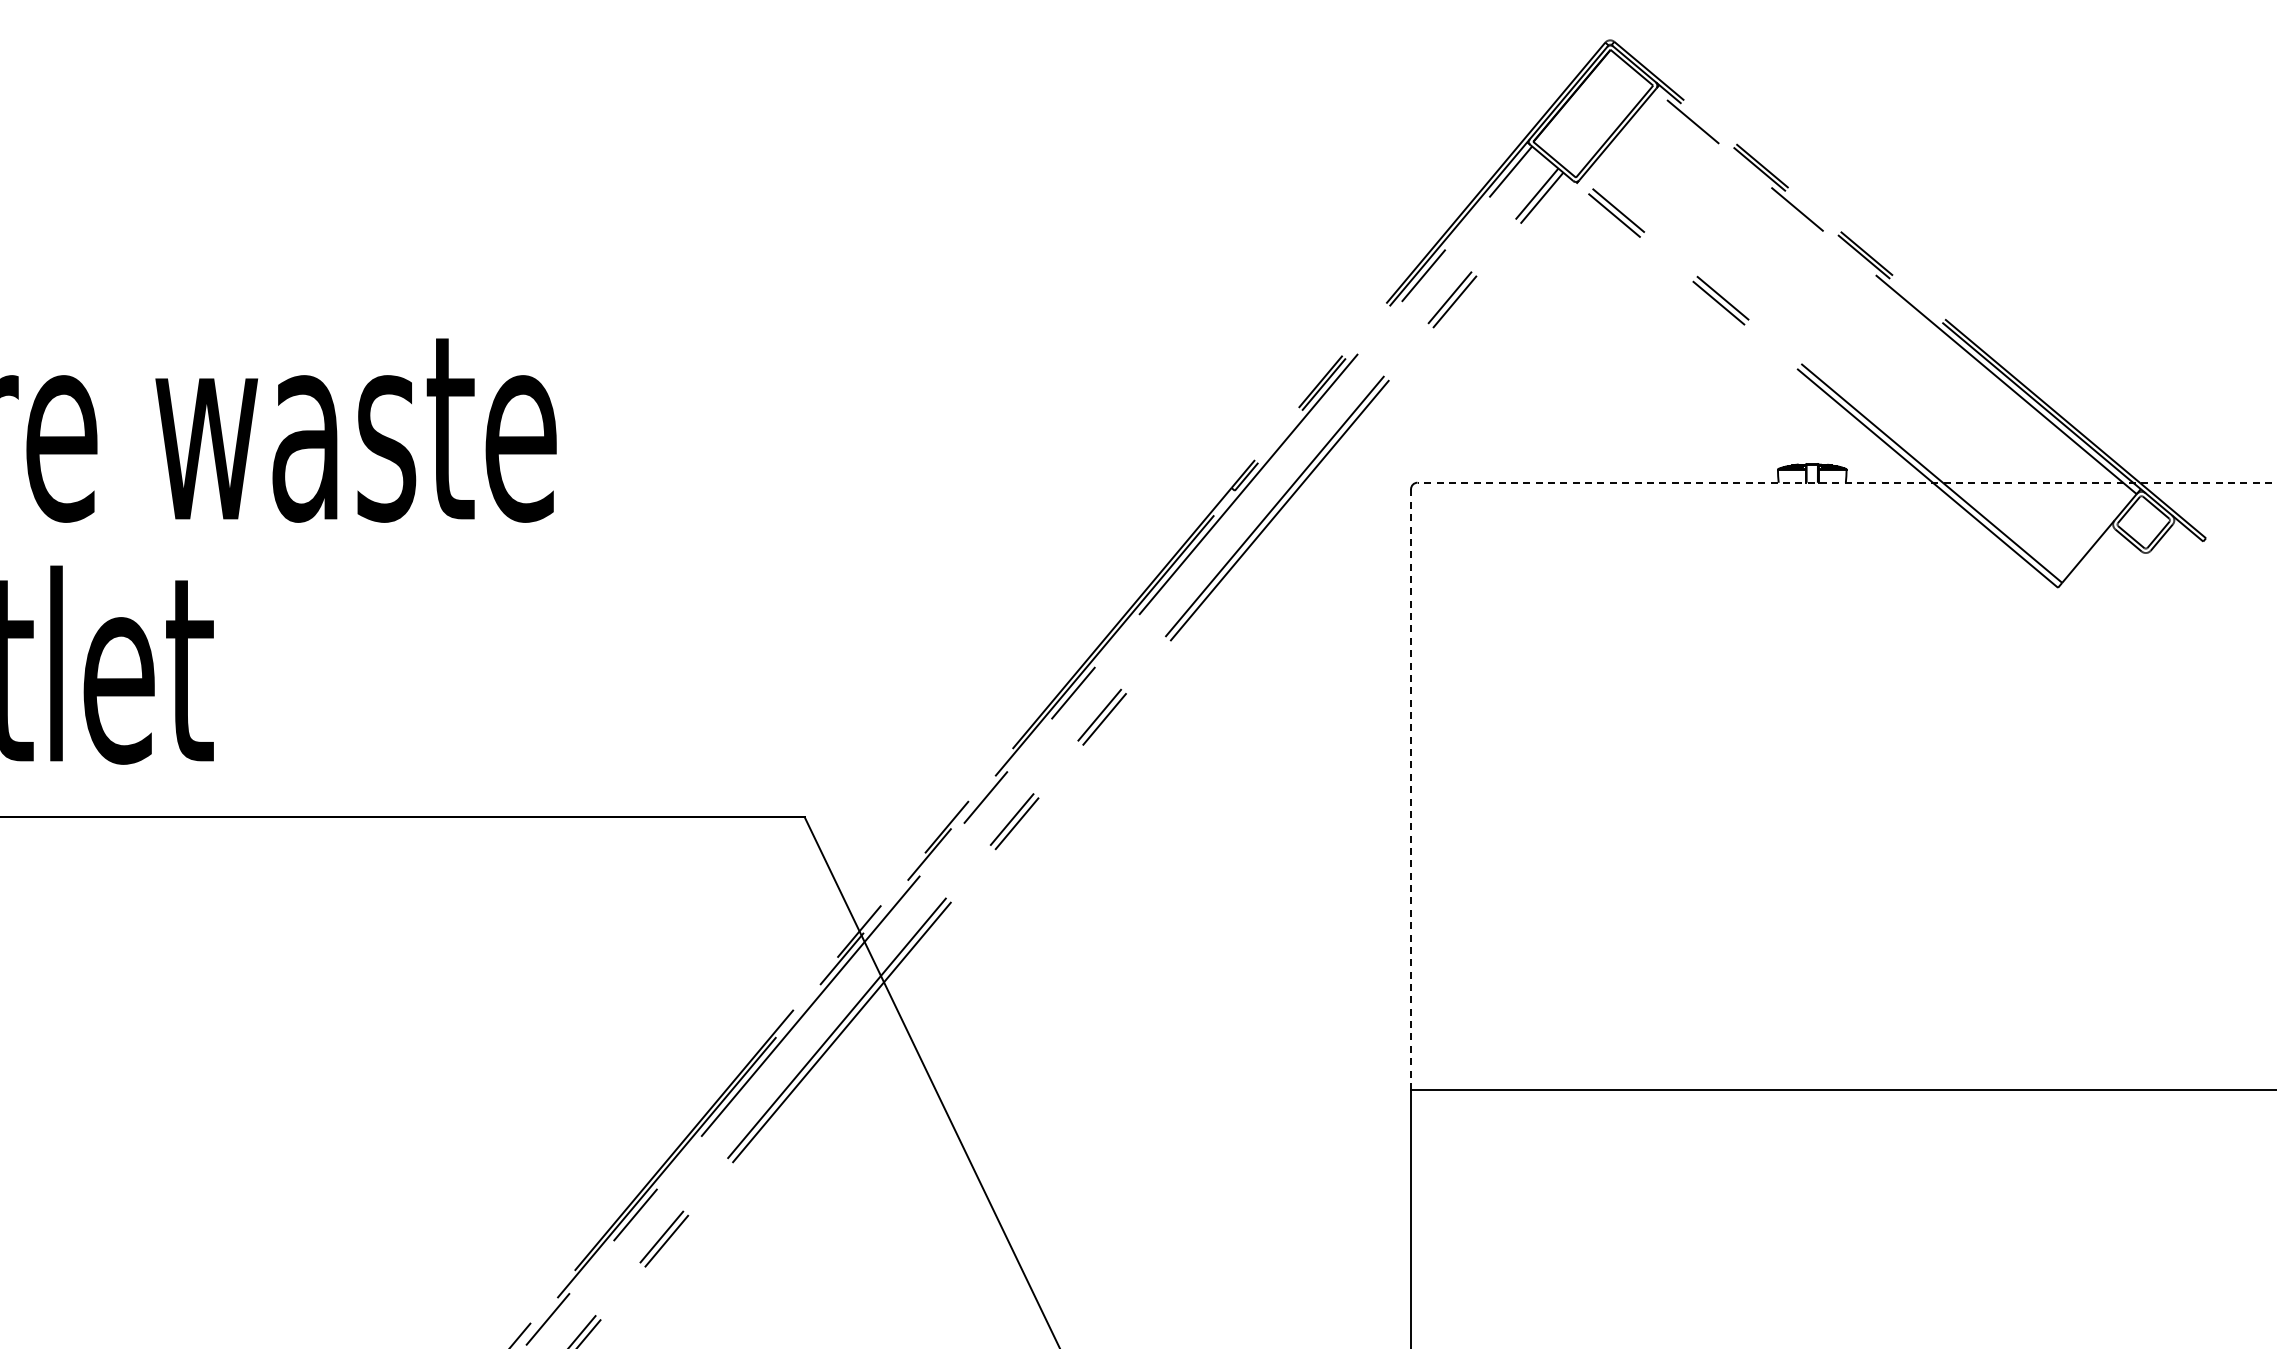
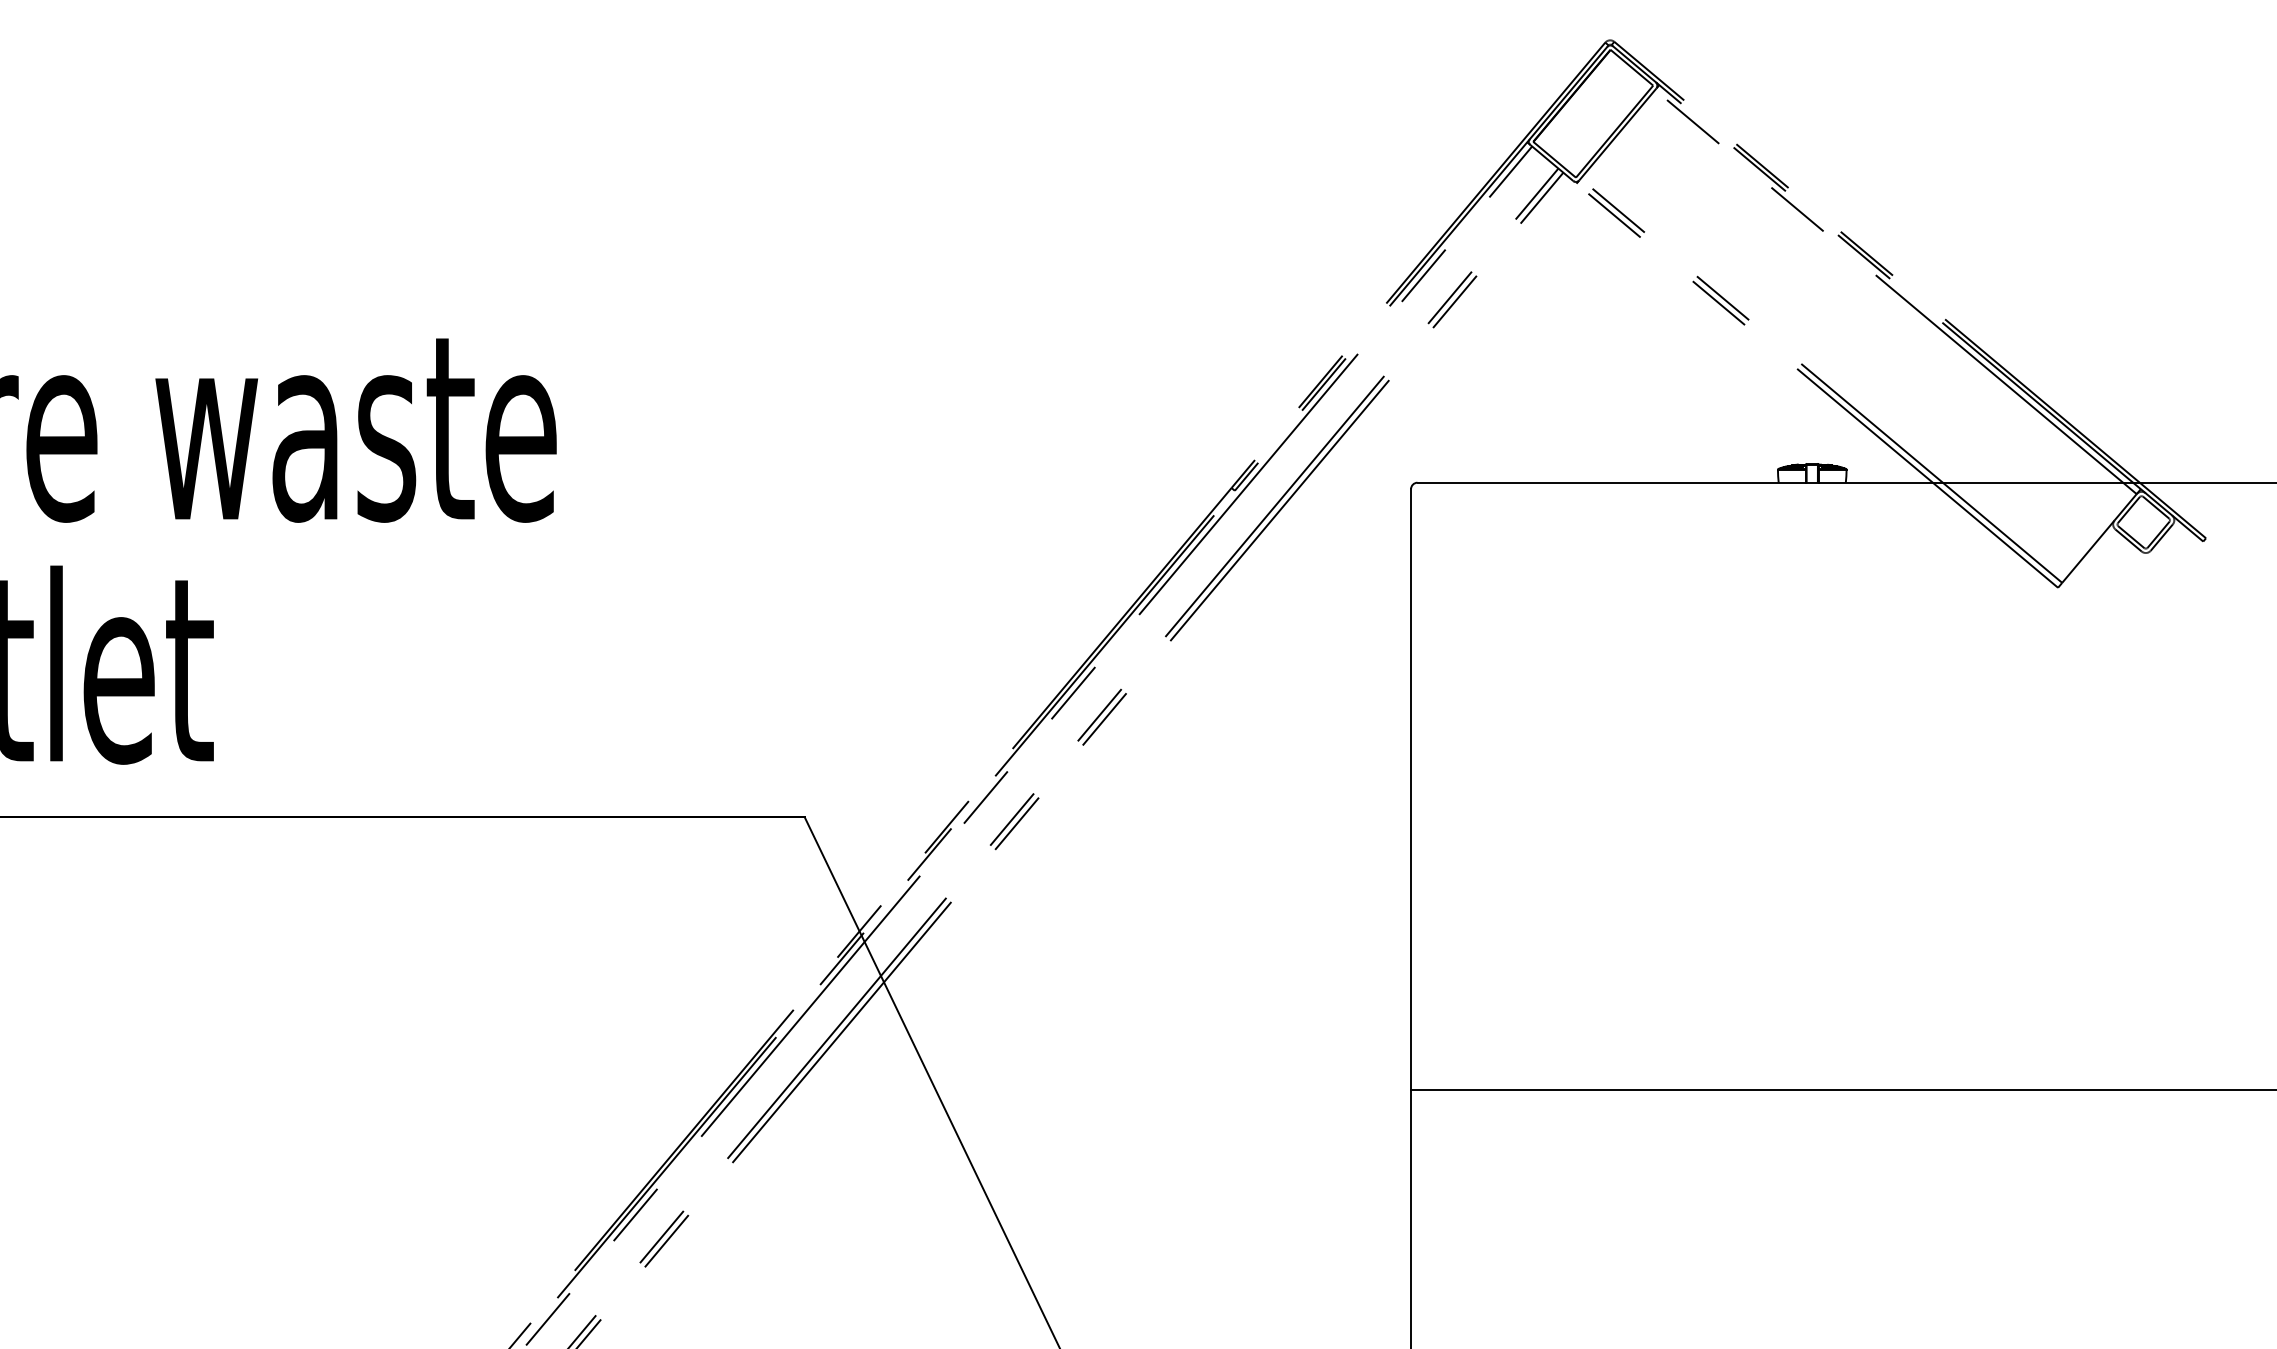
line: dashed -> solid (1846, 482)
line: dashed -> solid (1411, 789)
